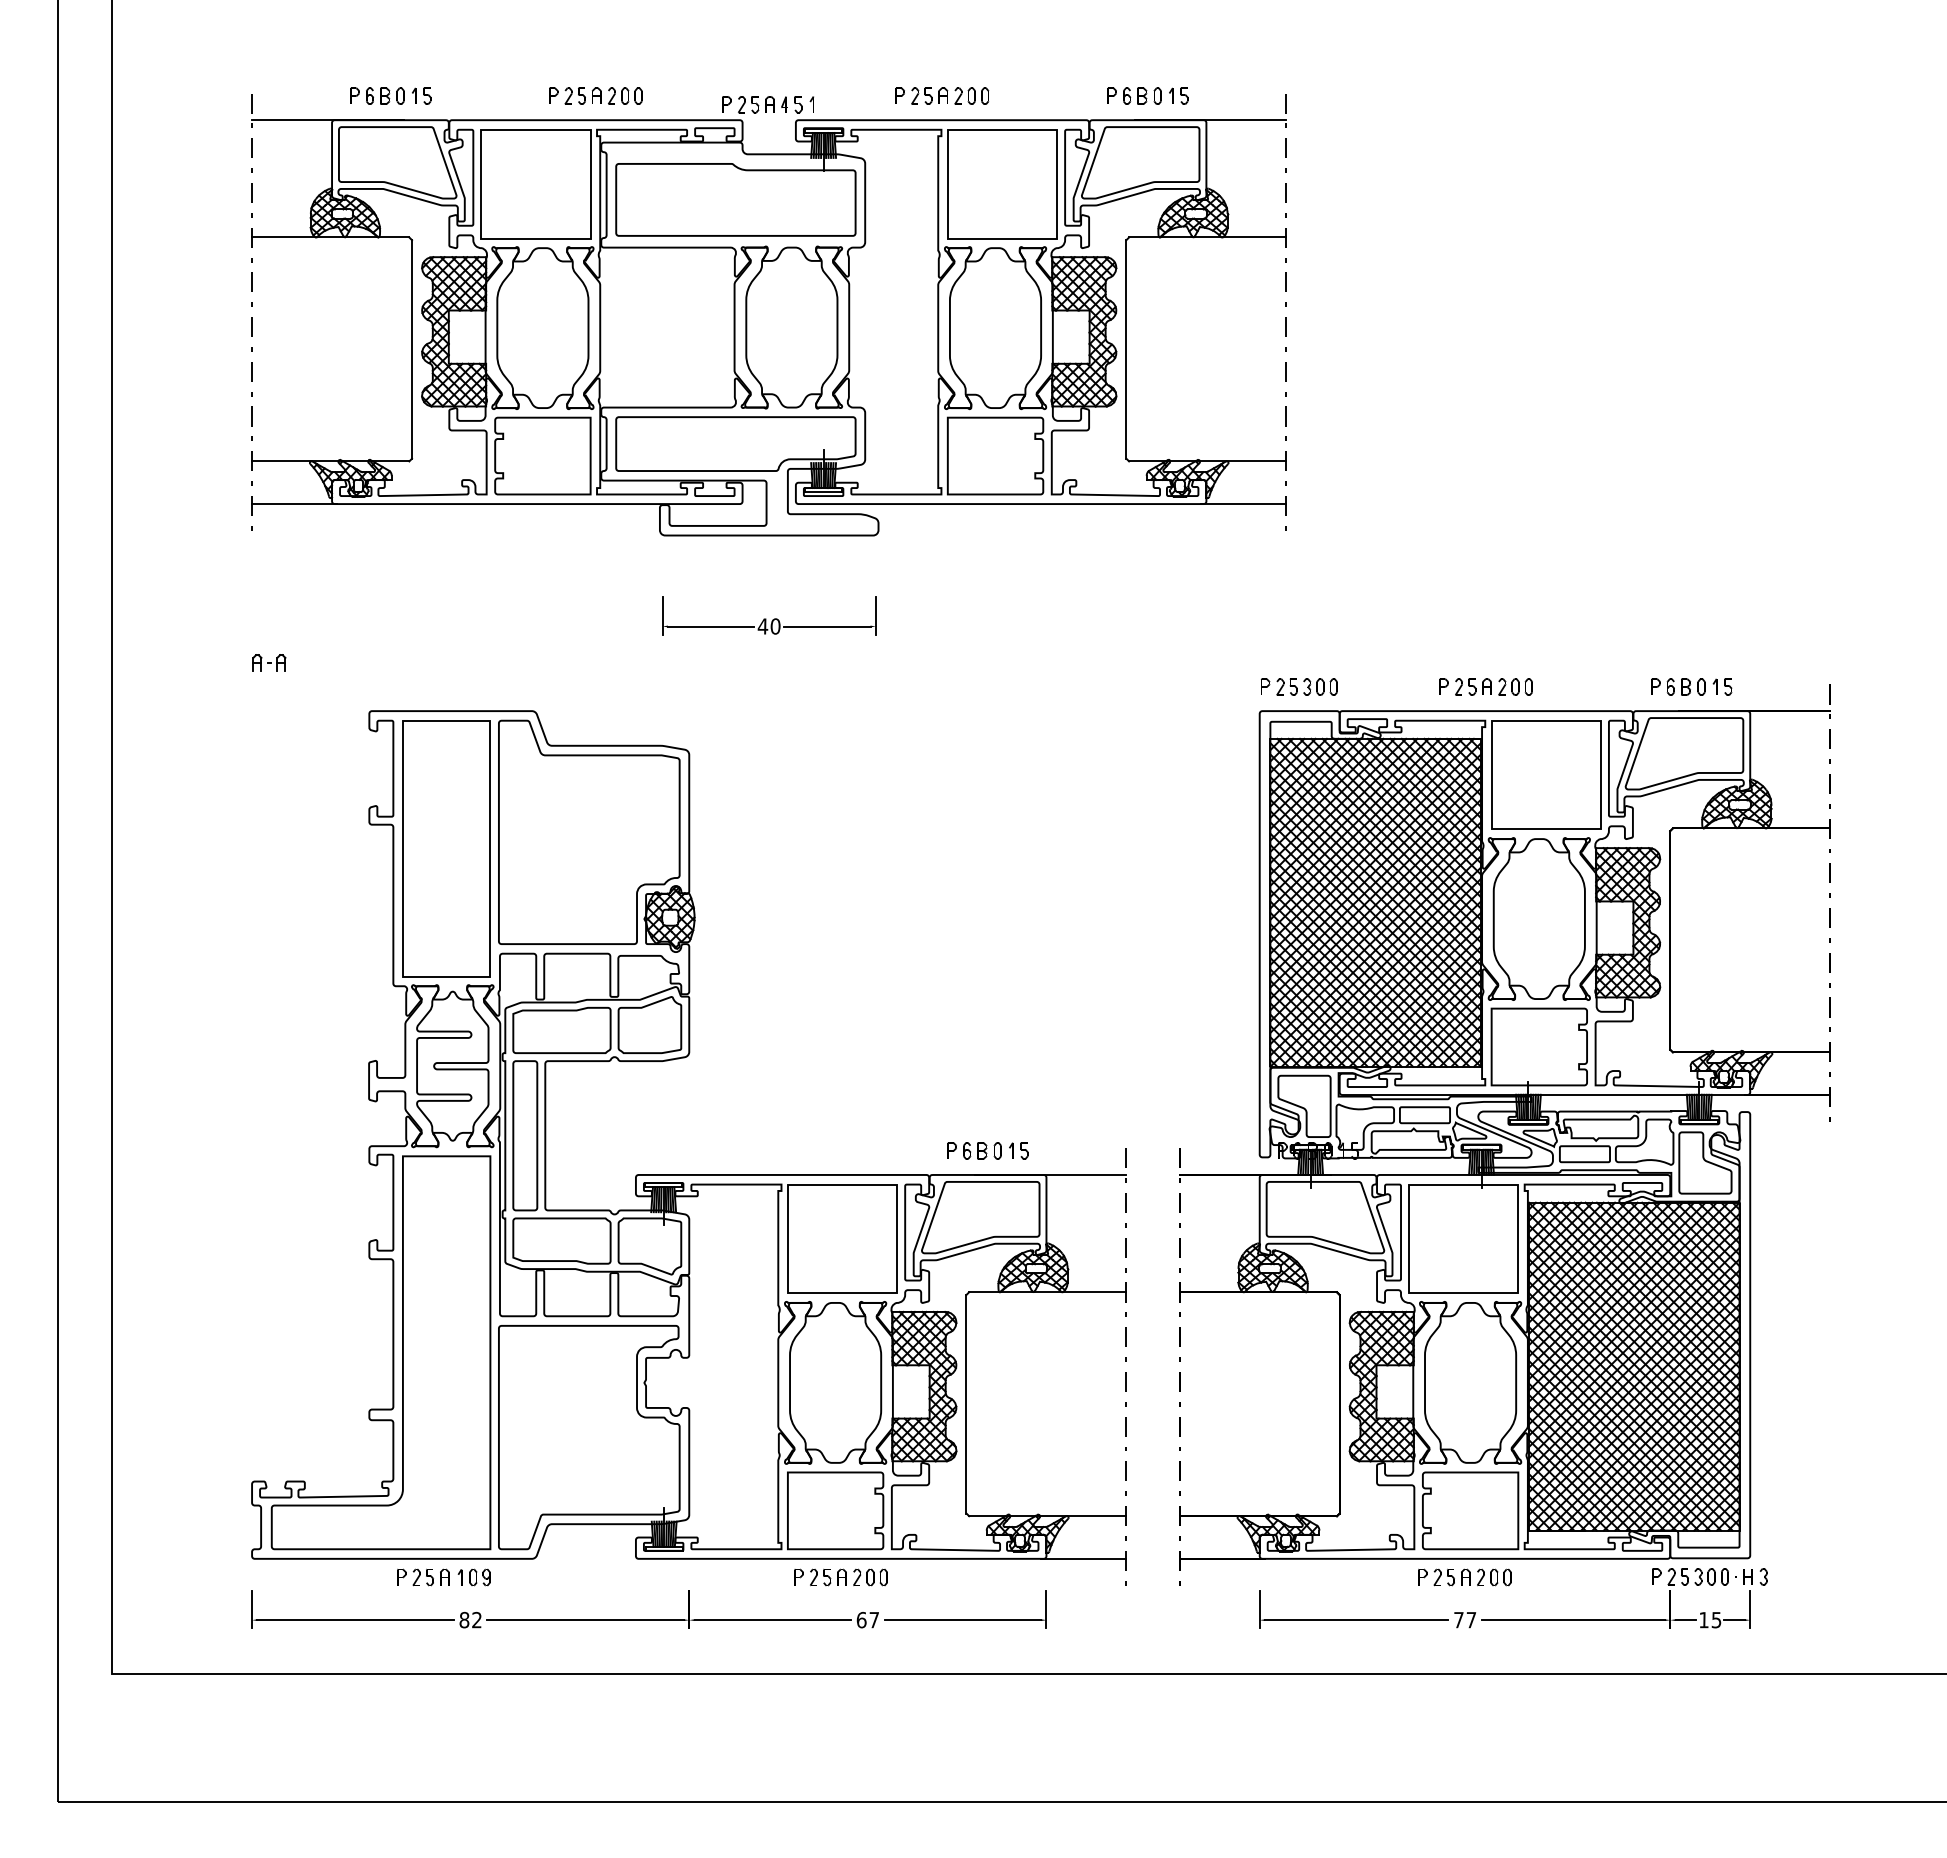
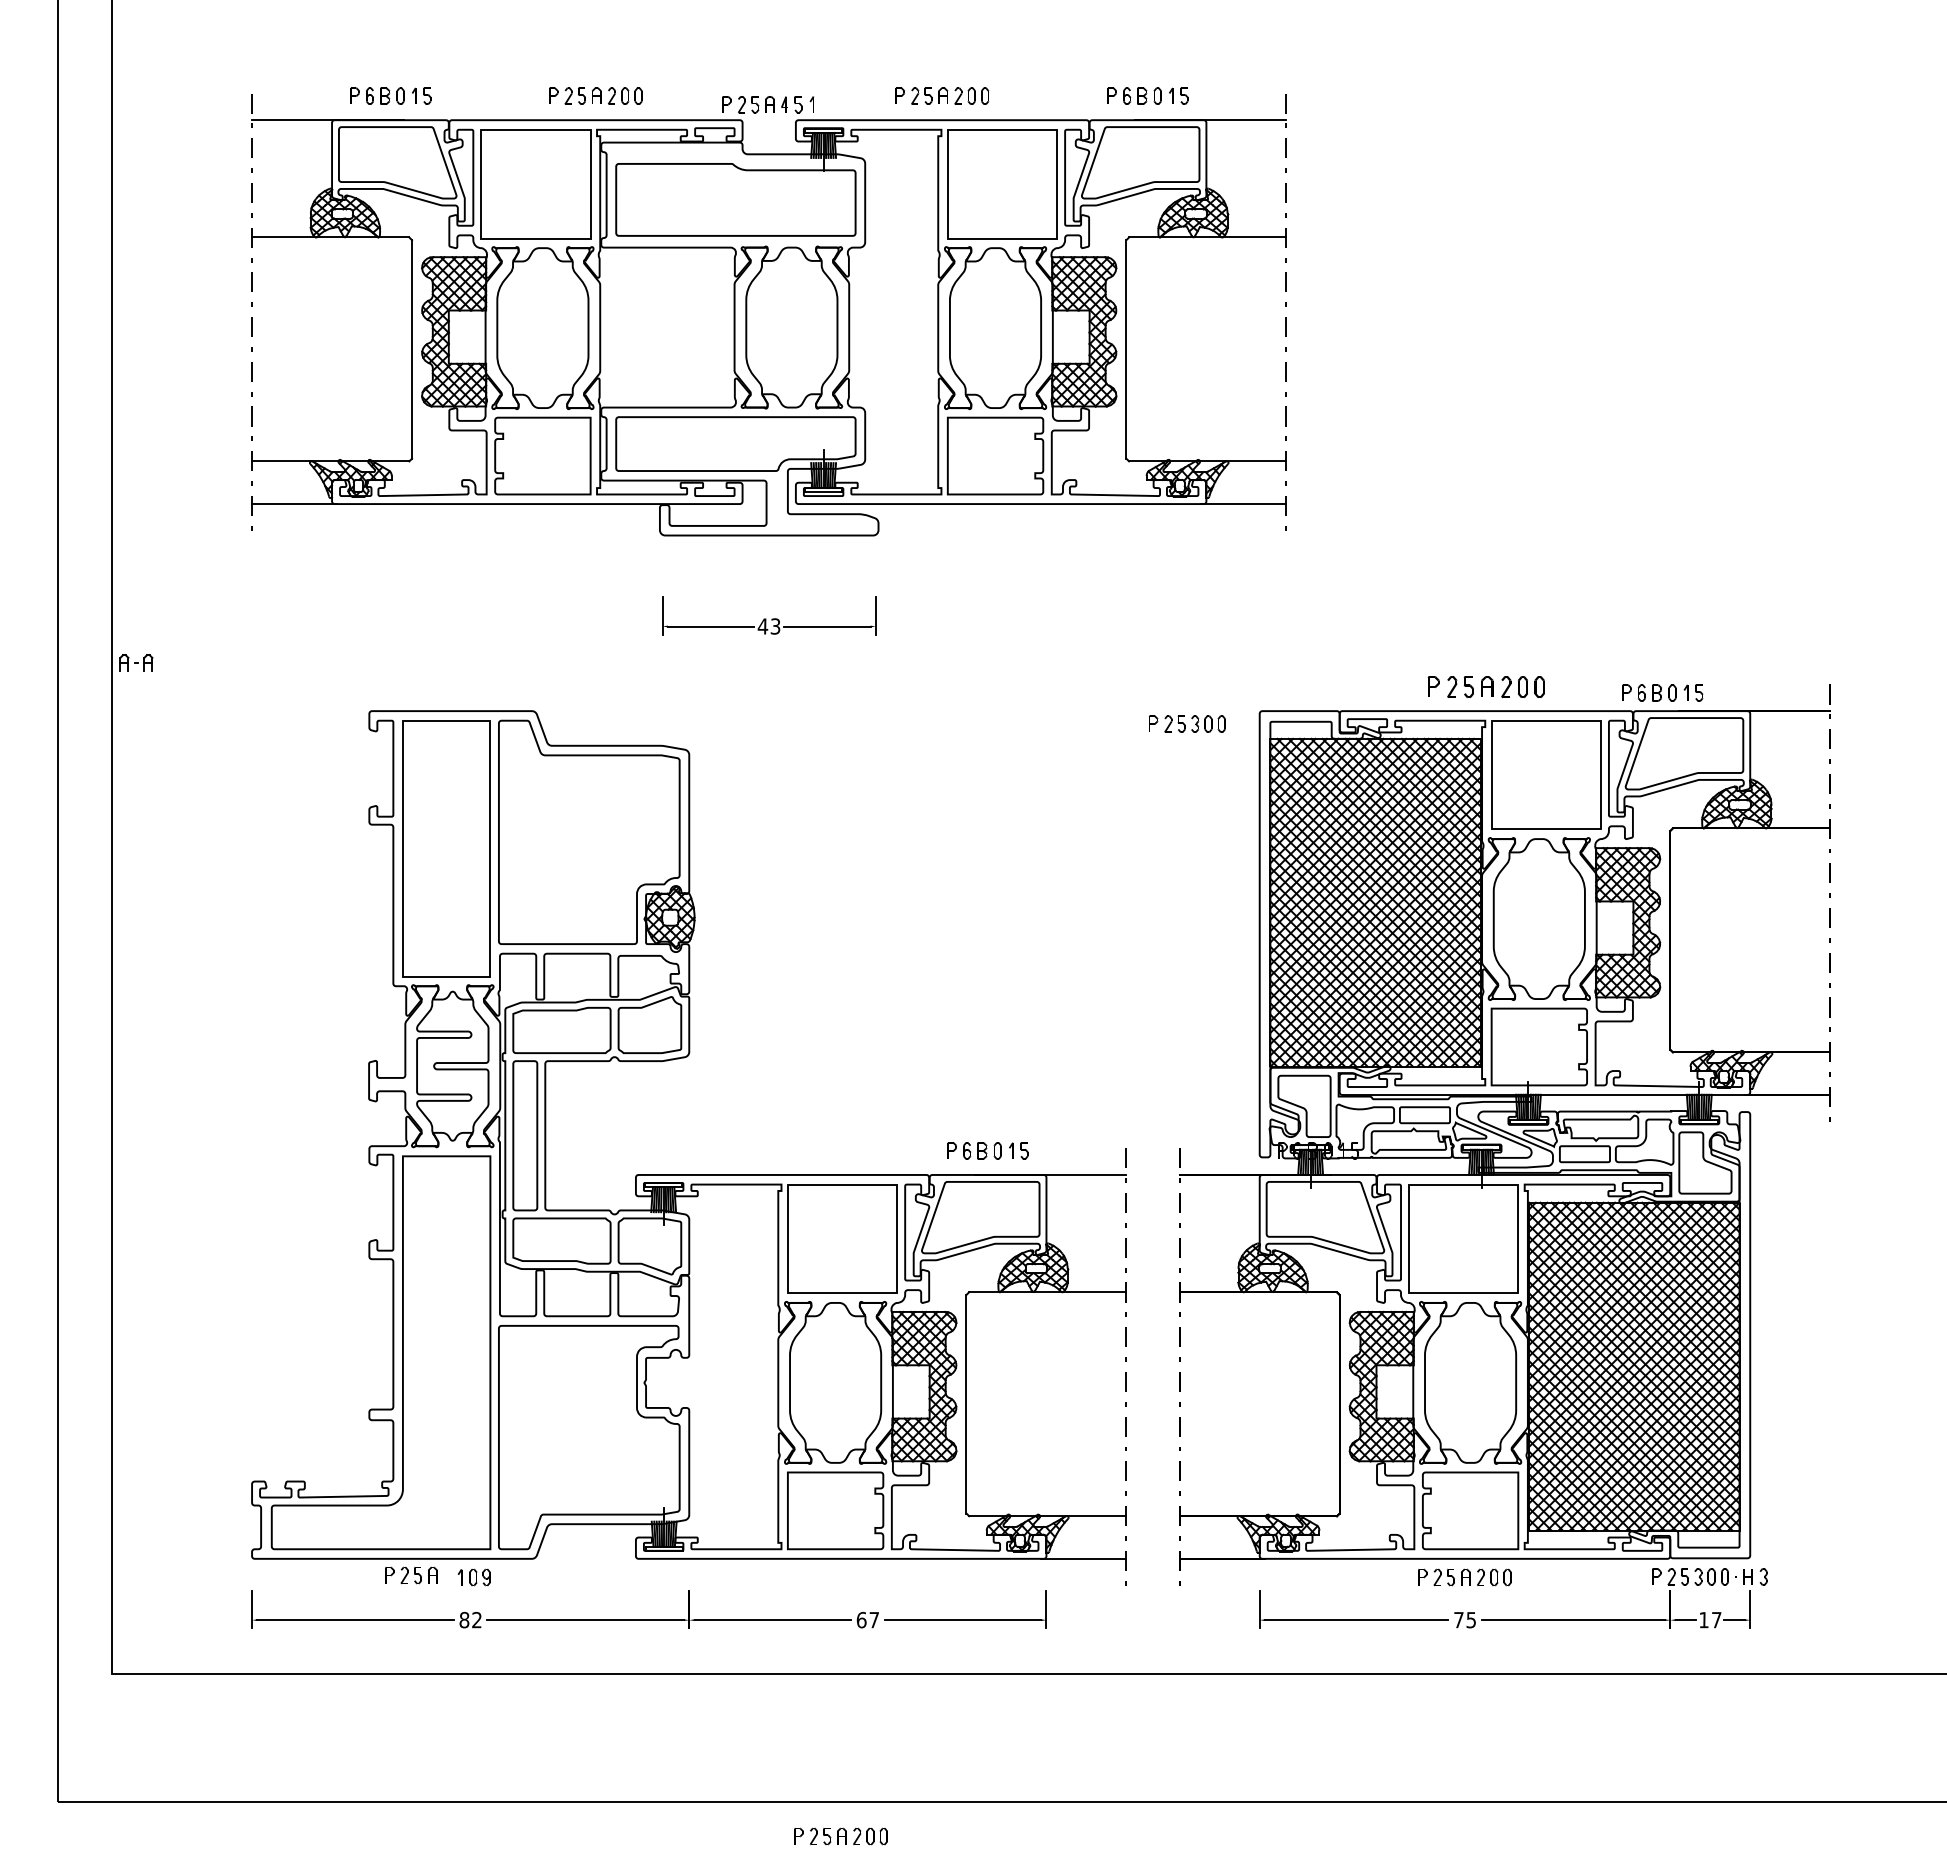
text: 40 -> 43 (775, 626)
part position: (269, 662) -> (136, 662) (136, 662)
part position: (1299, 686) -> (1187, 723) (1187, 723)
part size: 94x18 px -> 118x22 px (1485, 686)
part position: (1691, 686) -> (1662, 692) (1662, 692)
part position: (423, 1577) -> (411, 1575) (411, 1575)
part position: (840, 1577) -> (840, 1836) (840, 1836)
text: 77 -> 75 (1471, 1620)
text: 15 -> 17 (1716, 1620)
